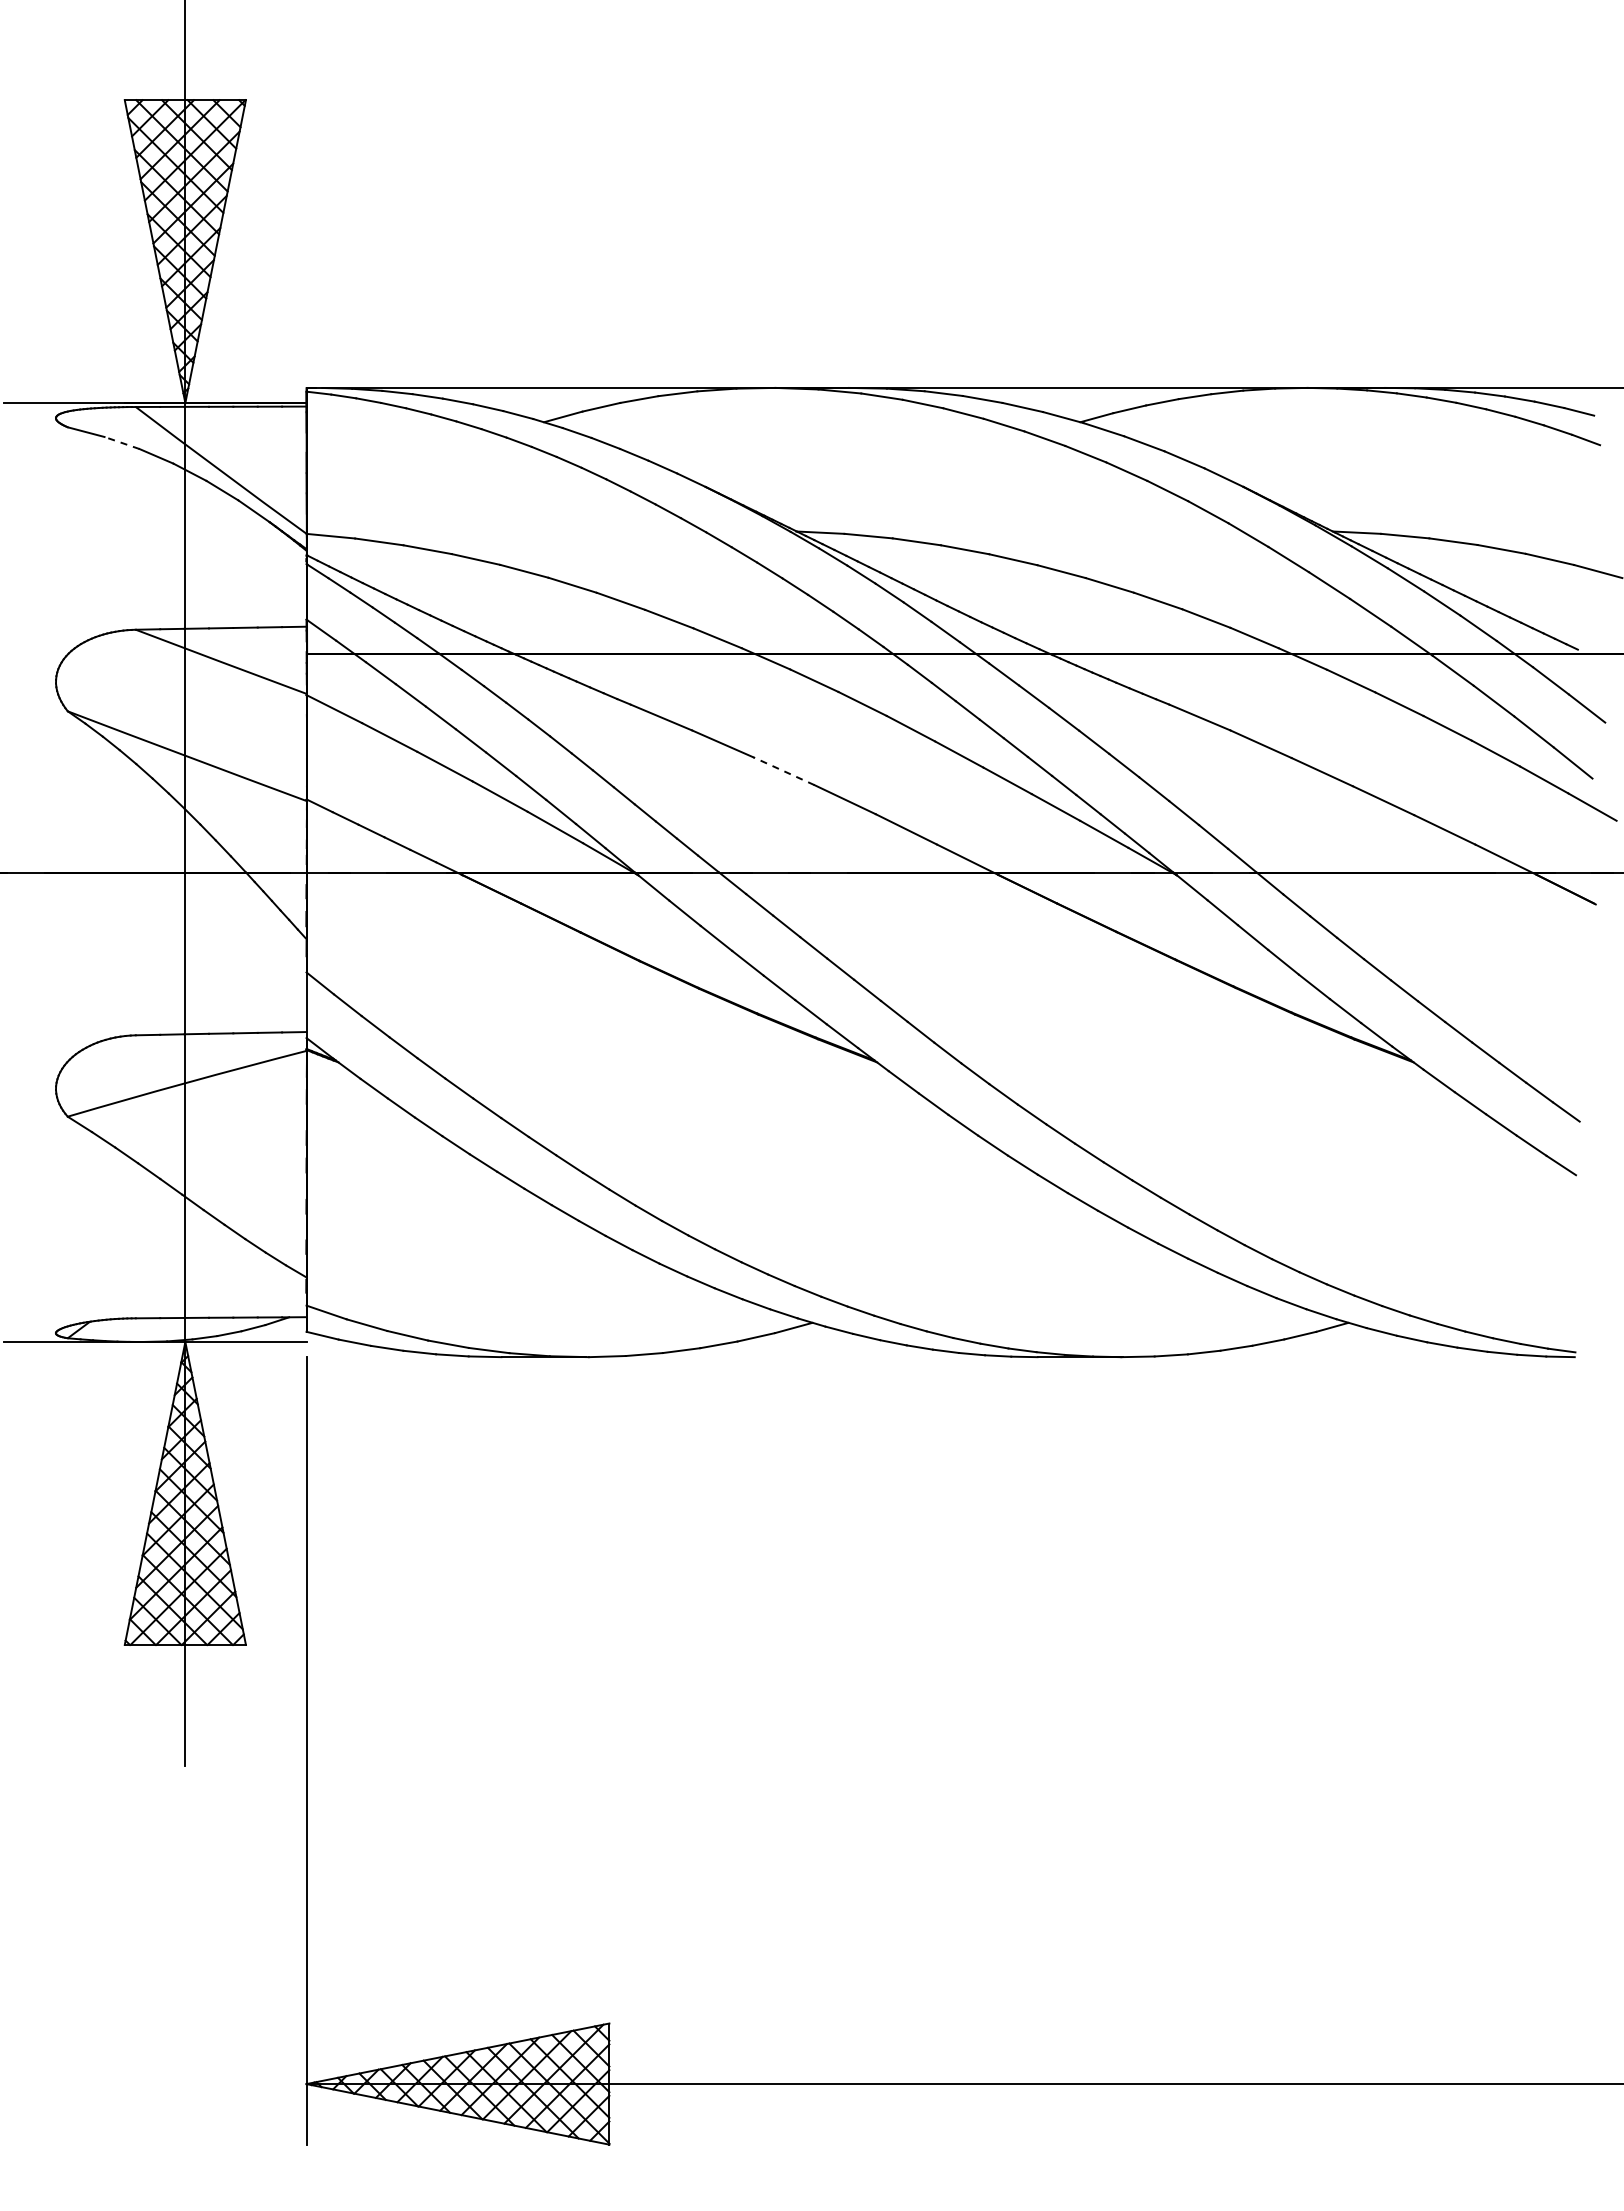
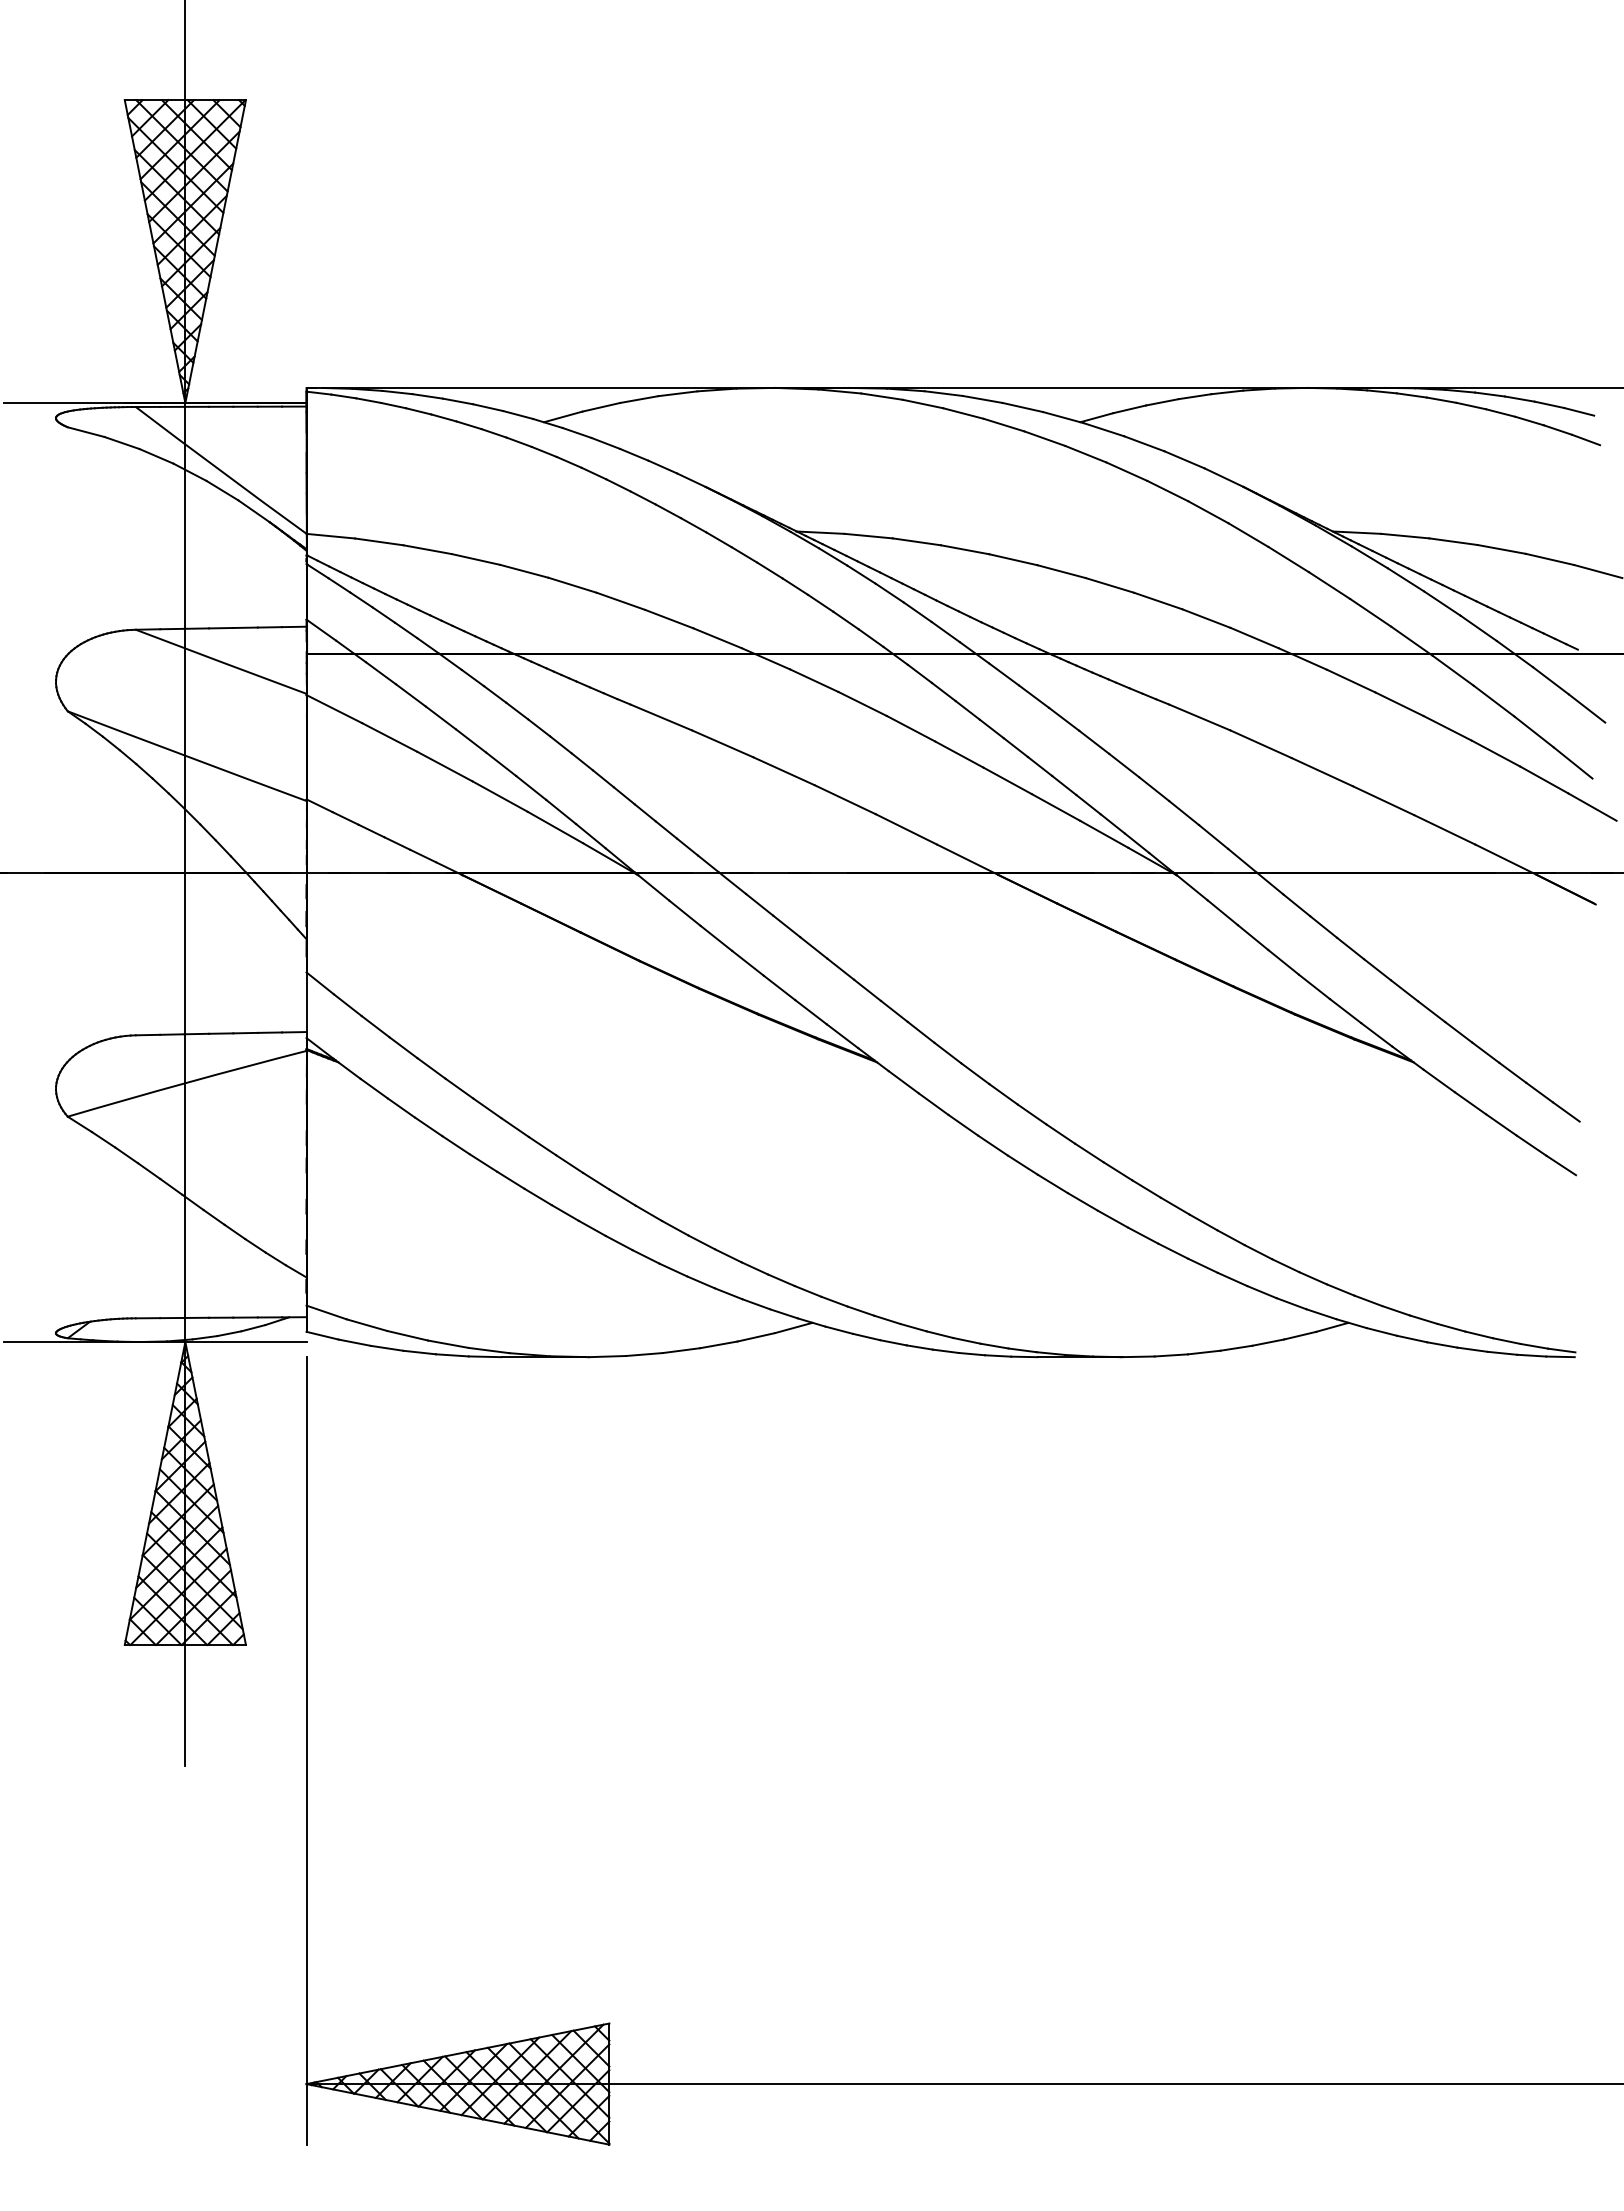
line: dashed -> solid (122, 443)
line: dashed -> solid (783, 771)
